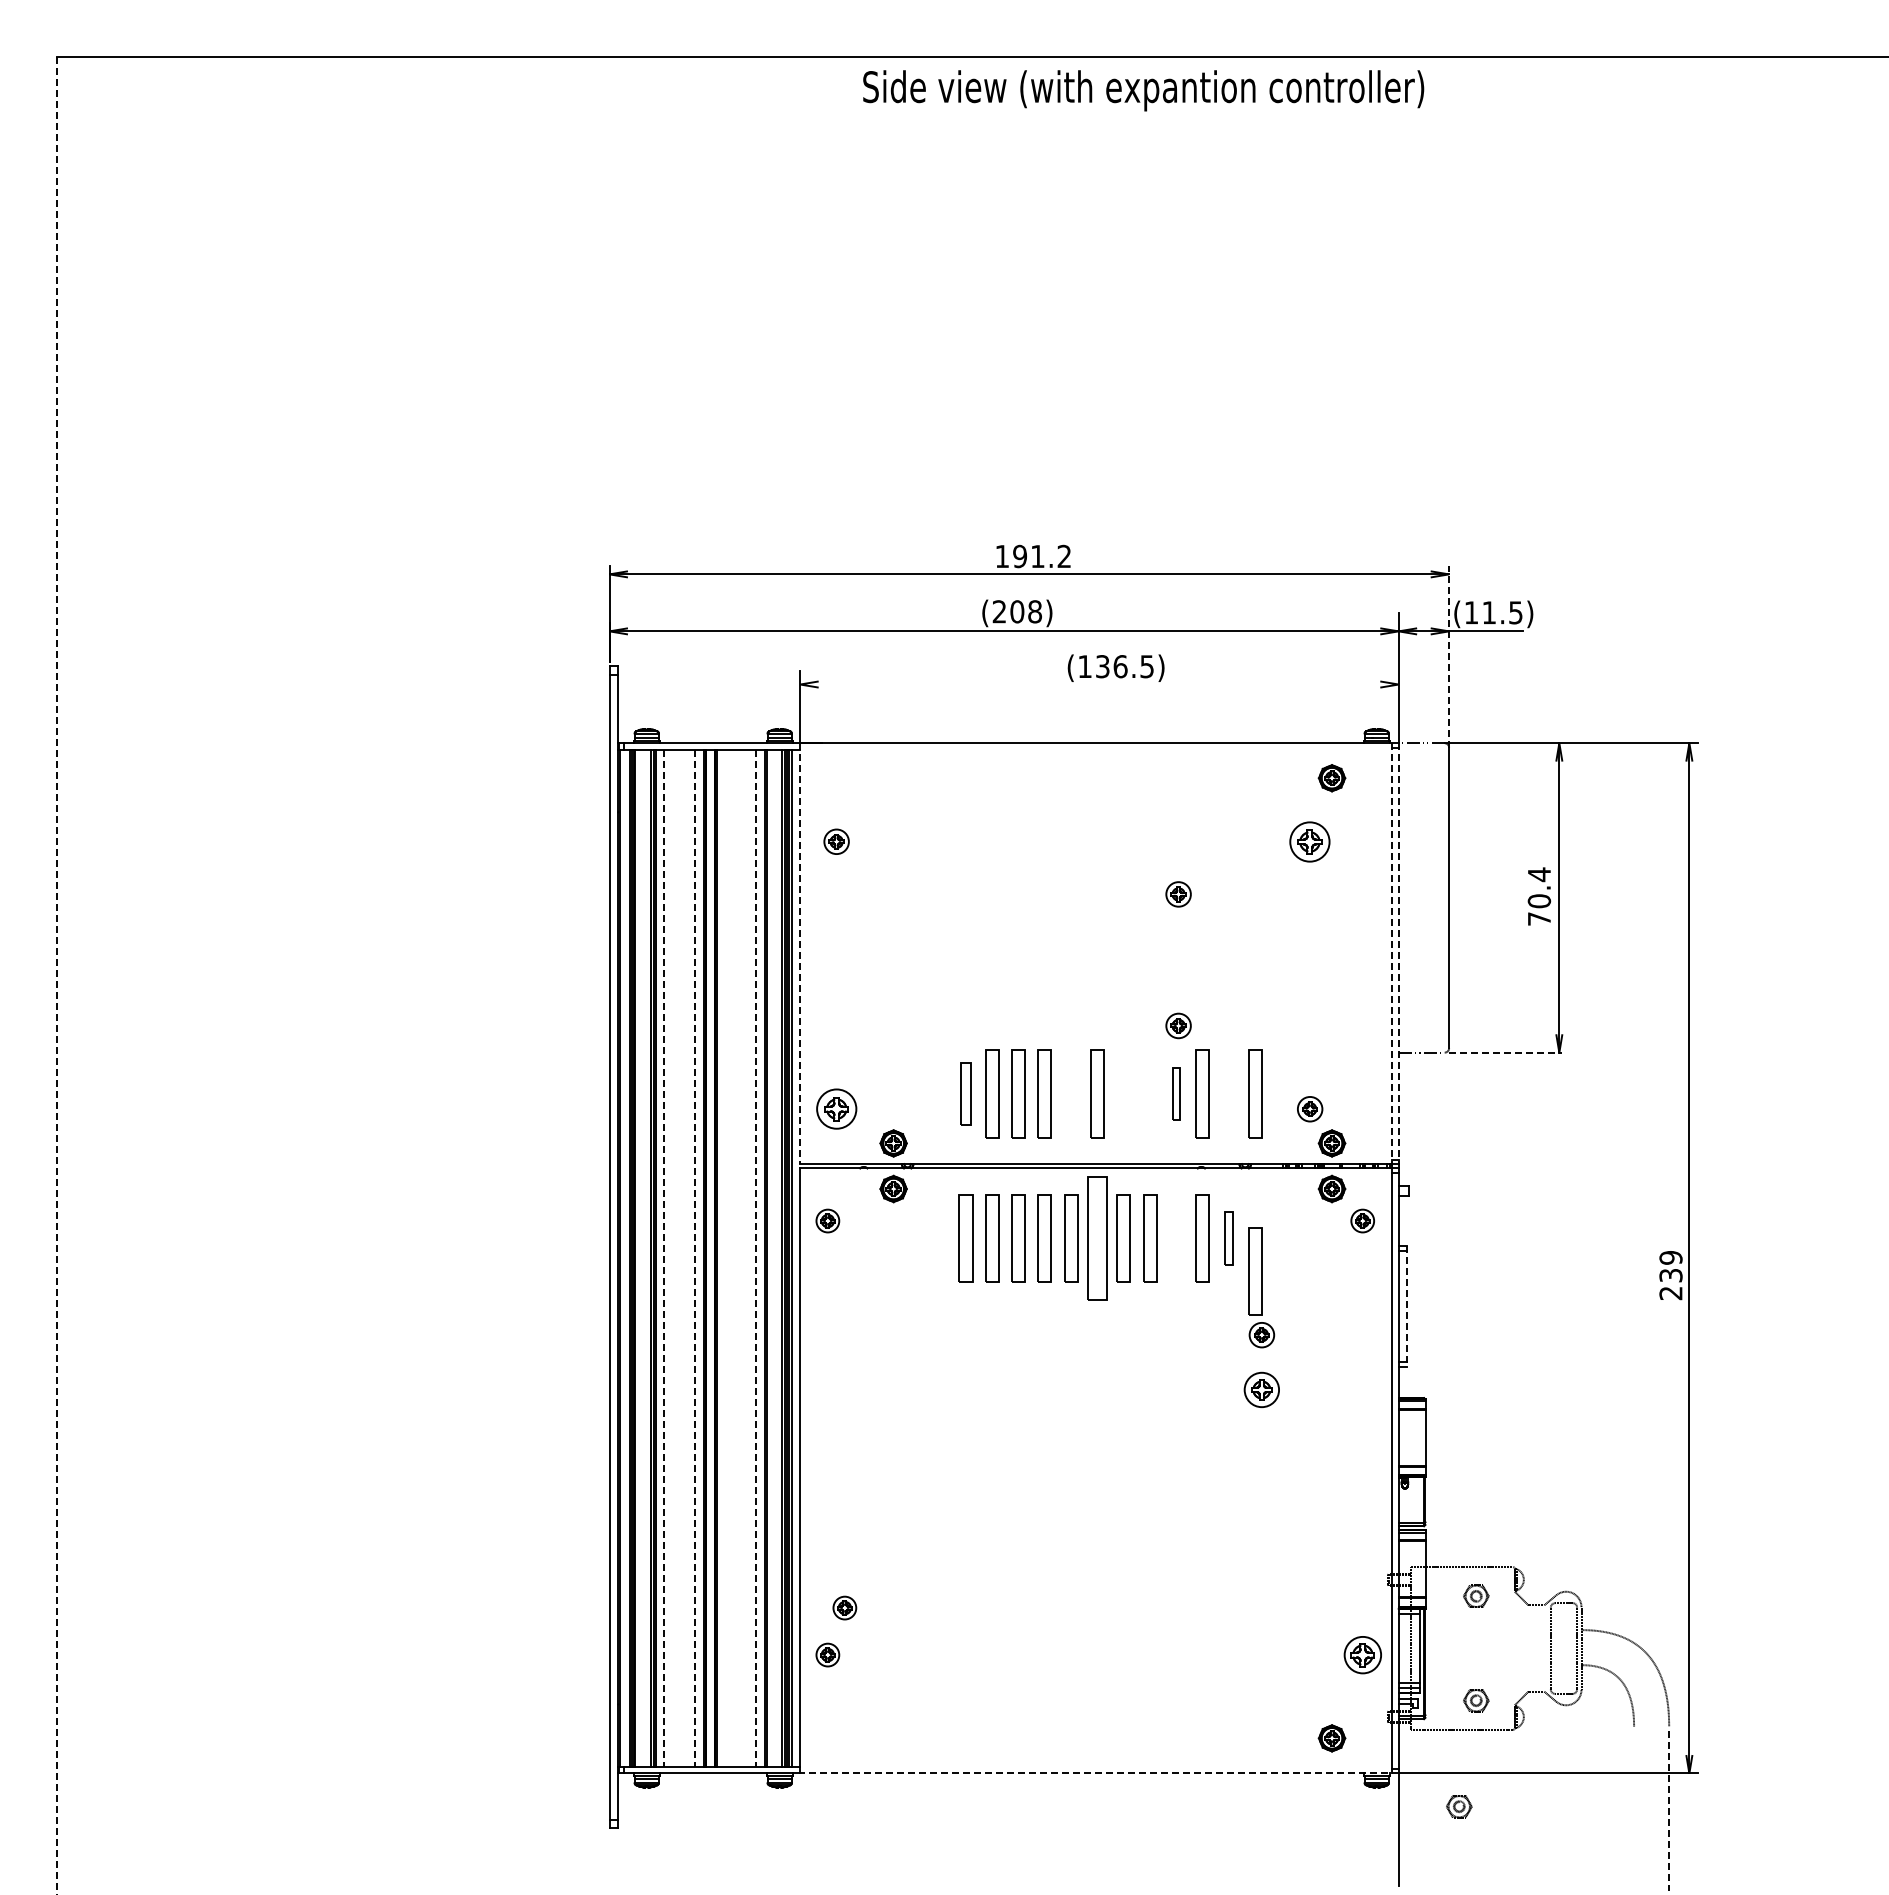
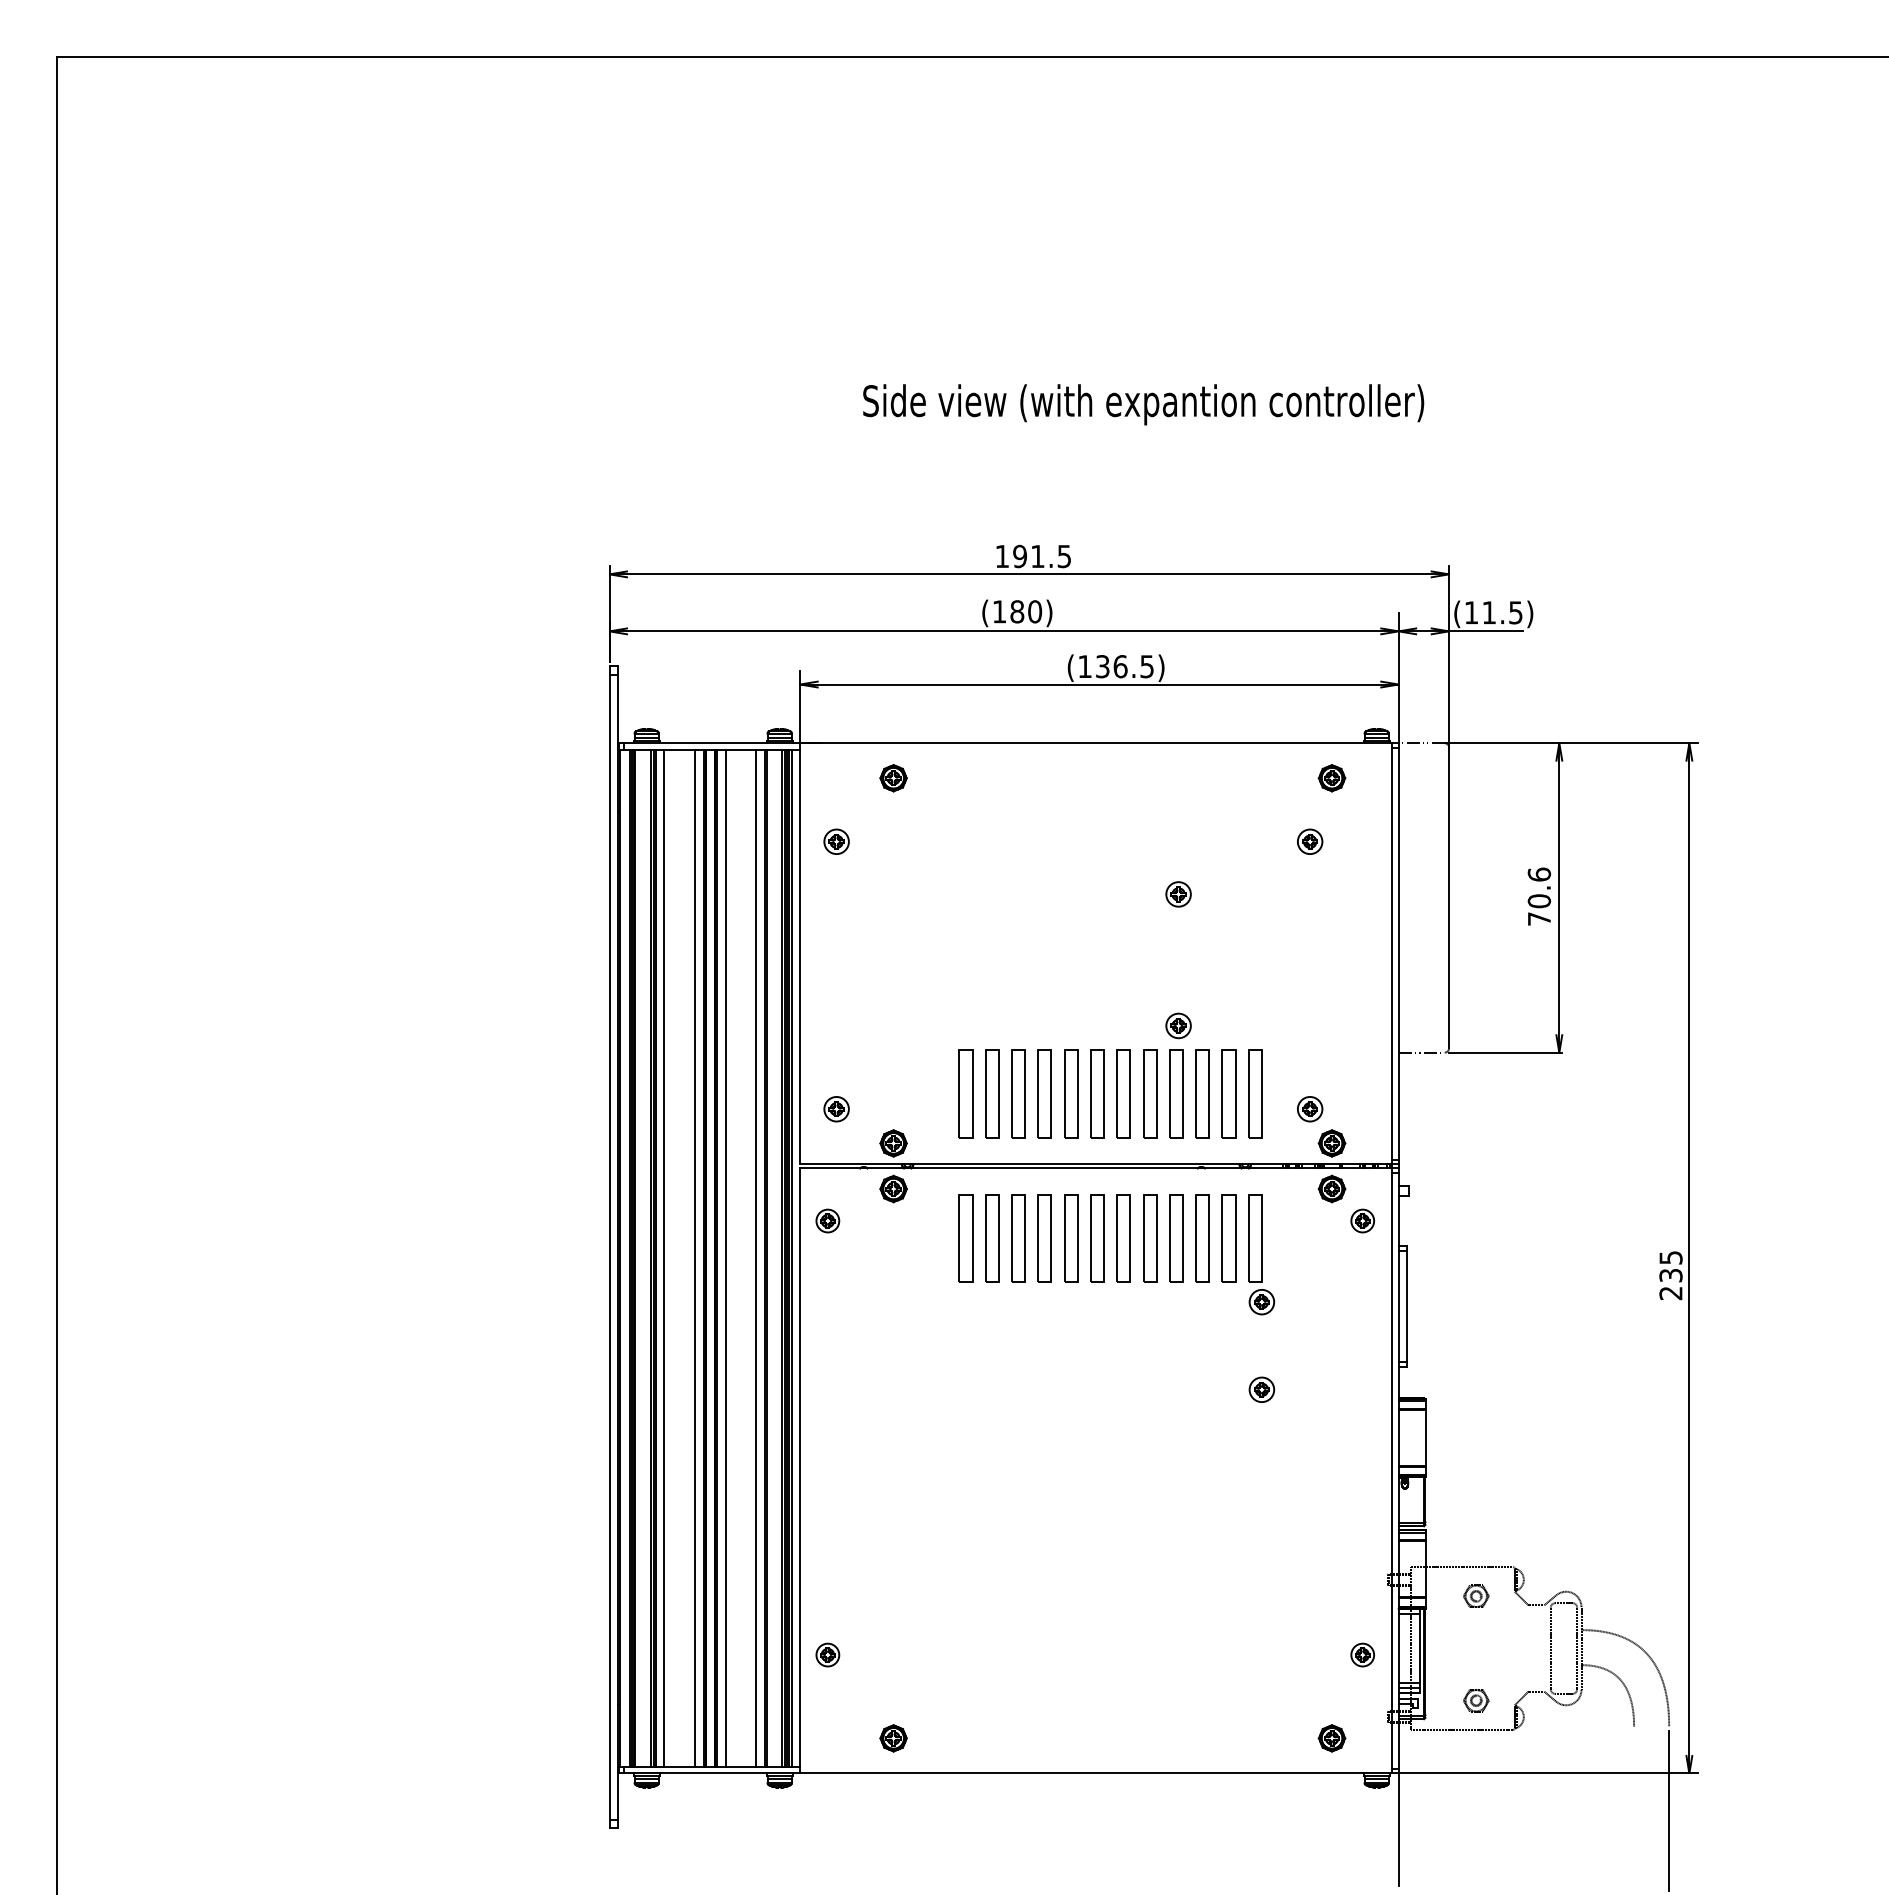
text position: (1143, 90) -> (1143, 404) (1143, 404)
text: 191.2 -> 191.5 (1063, 556)
text: (208) -> (180) (1017, 611)
line: dashed -> solid (1449, 656)
line: none -> present (1099, 684)
part: none -> present (893, 778)
part size: 42x42 px -> 27x27 px (1310, 841)
text: 70.4 -> 70.6 (1539, 874)
line: dashed -> solid (800, 954)
line: dashed -> solid (1392, 954)
line: dashed -> solid (1398, 954)
line: dashed -> solid (56, 975)
line: dashed -> solid (1506, 1052)
part size: 12x64 px -> 16x90 px (965, 1093)
part: none -> present (1071, 1093)
part: none -> present (1123, 1093)
part: none -> present (1150, 1093)
part size: 9x54 px -> 15x90 px (1176, 1093)
part: none -> present (1228, 1093)
part size: 42x42 px -> 27x27 px (836, 1109)
part size: 21x125 px -> 15x89 px (1097, 1238)
part: none -> present (1176, 1238)
part size: 10x55 px -> 16x89 px (1228, 1238)
line: none -> present (725, 1257)
text: 239 -> 235 (1670, 1257)
line: dashed -> solid (664, 1258)
line: dashed -> solid (695, 1258)
line: dashed -> solid (756, 1258)
part position: (1261, 1287) -> (1261, 1254) (1261, 1254)
line: dashed -> solid (1407, 1306)
part size: 37x37 px -> 28x27 px (1261, 1389)
part: present -> none (844, 1607)
part size: 39x39 px -> 25x26 px (1362, 1654)
part: none -> present (893, 1738)
line: dashed -> solid (1098, 1773)
part: present -> none (1459, 1806)
line: dashed -> solid (1669, 1811)
